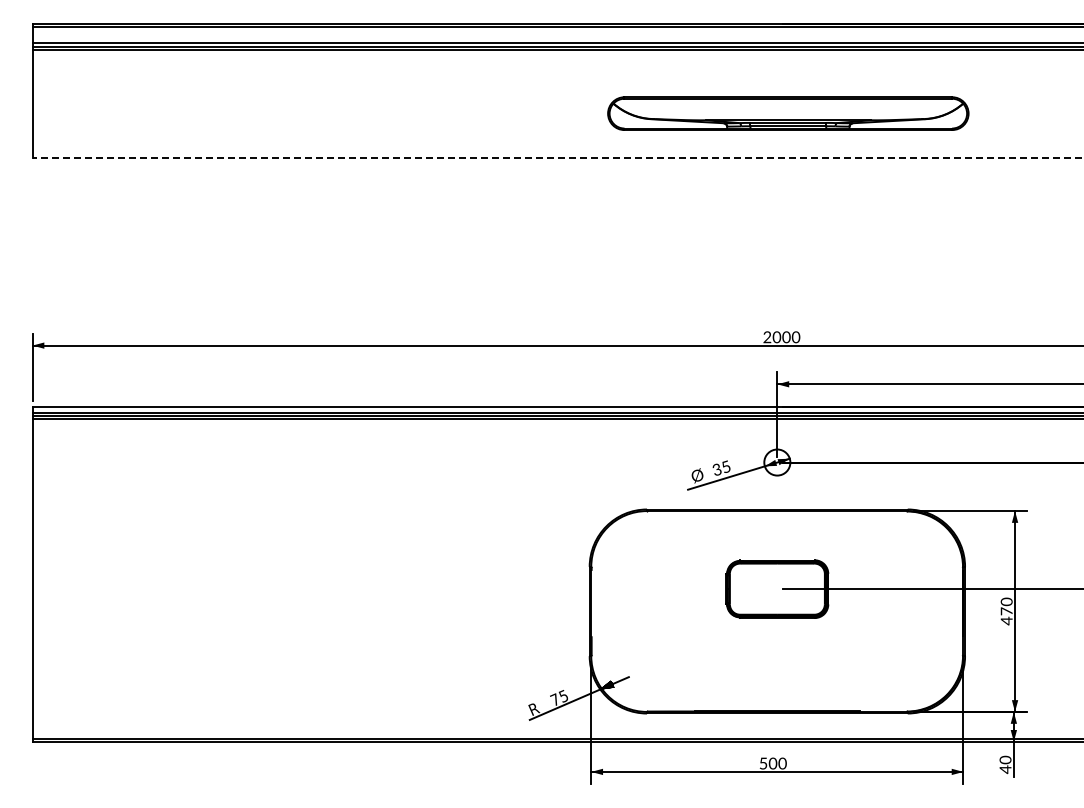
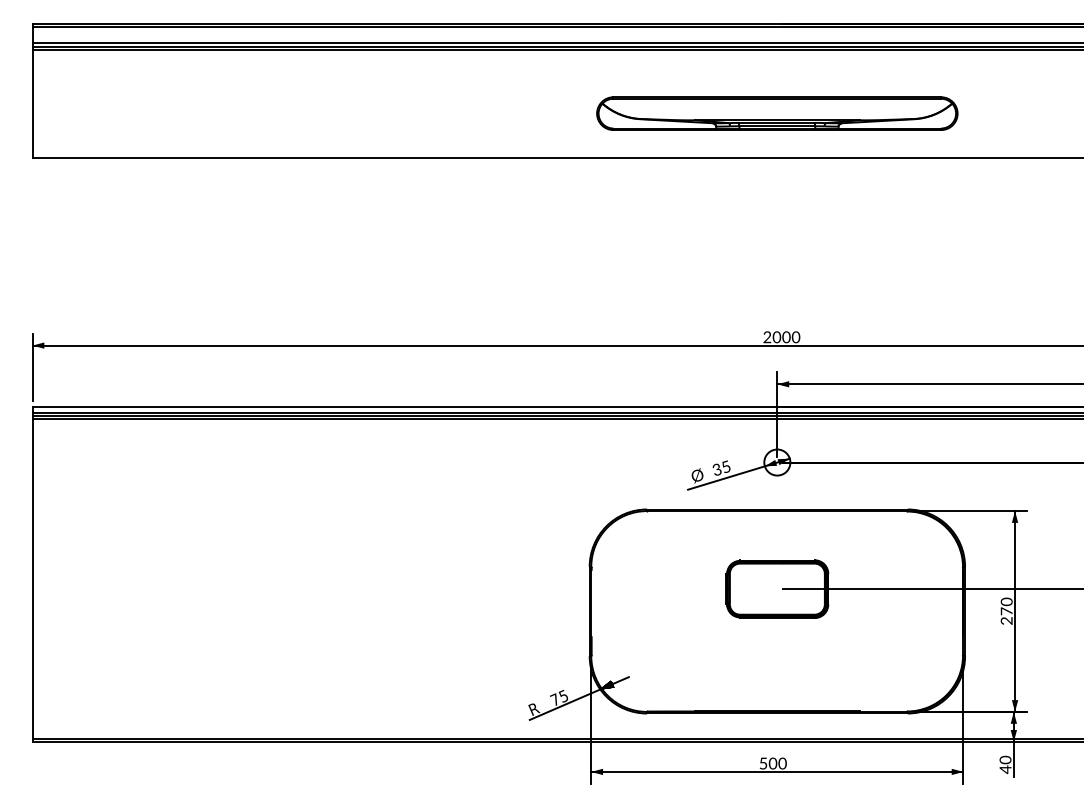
part position: (788, 113) -> (777, 113) (777, 113)
line: dashed -> solid (557, 158)
text: 470 -> 270 (1006, 620)
